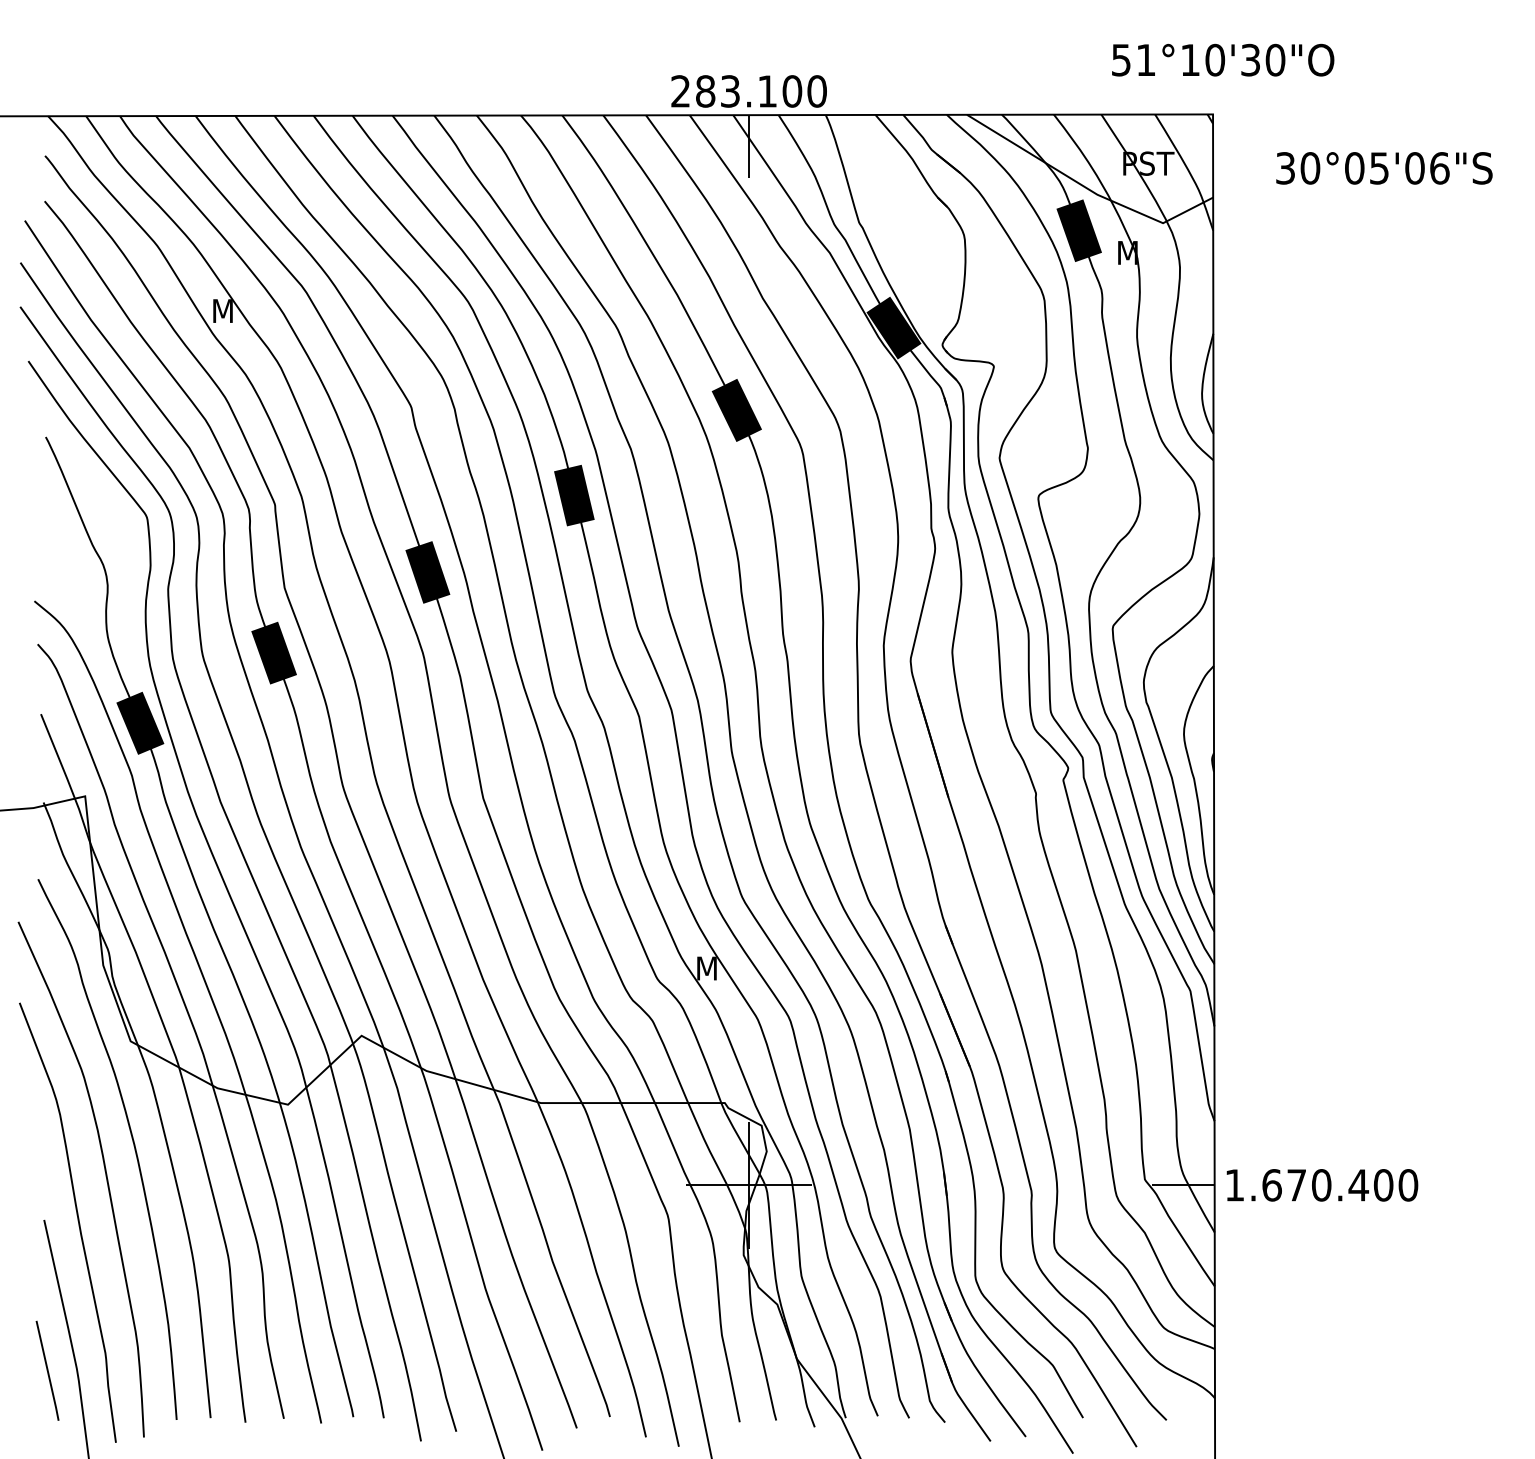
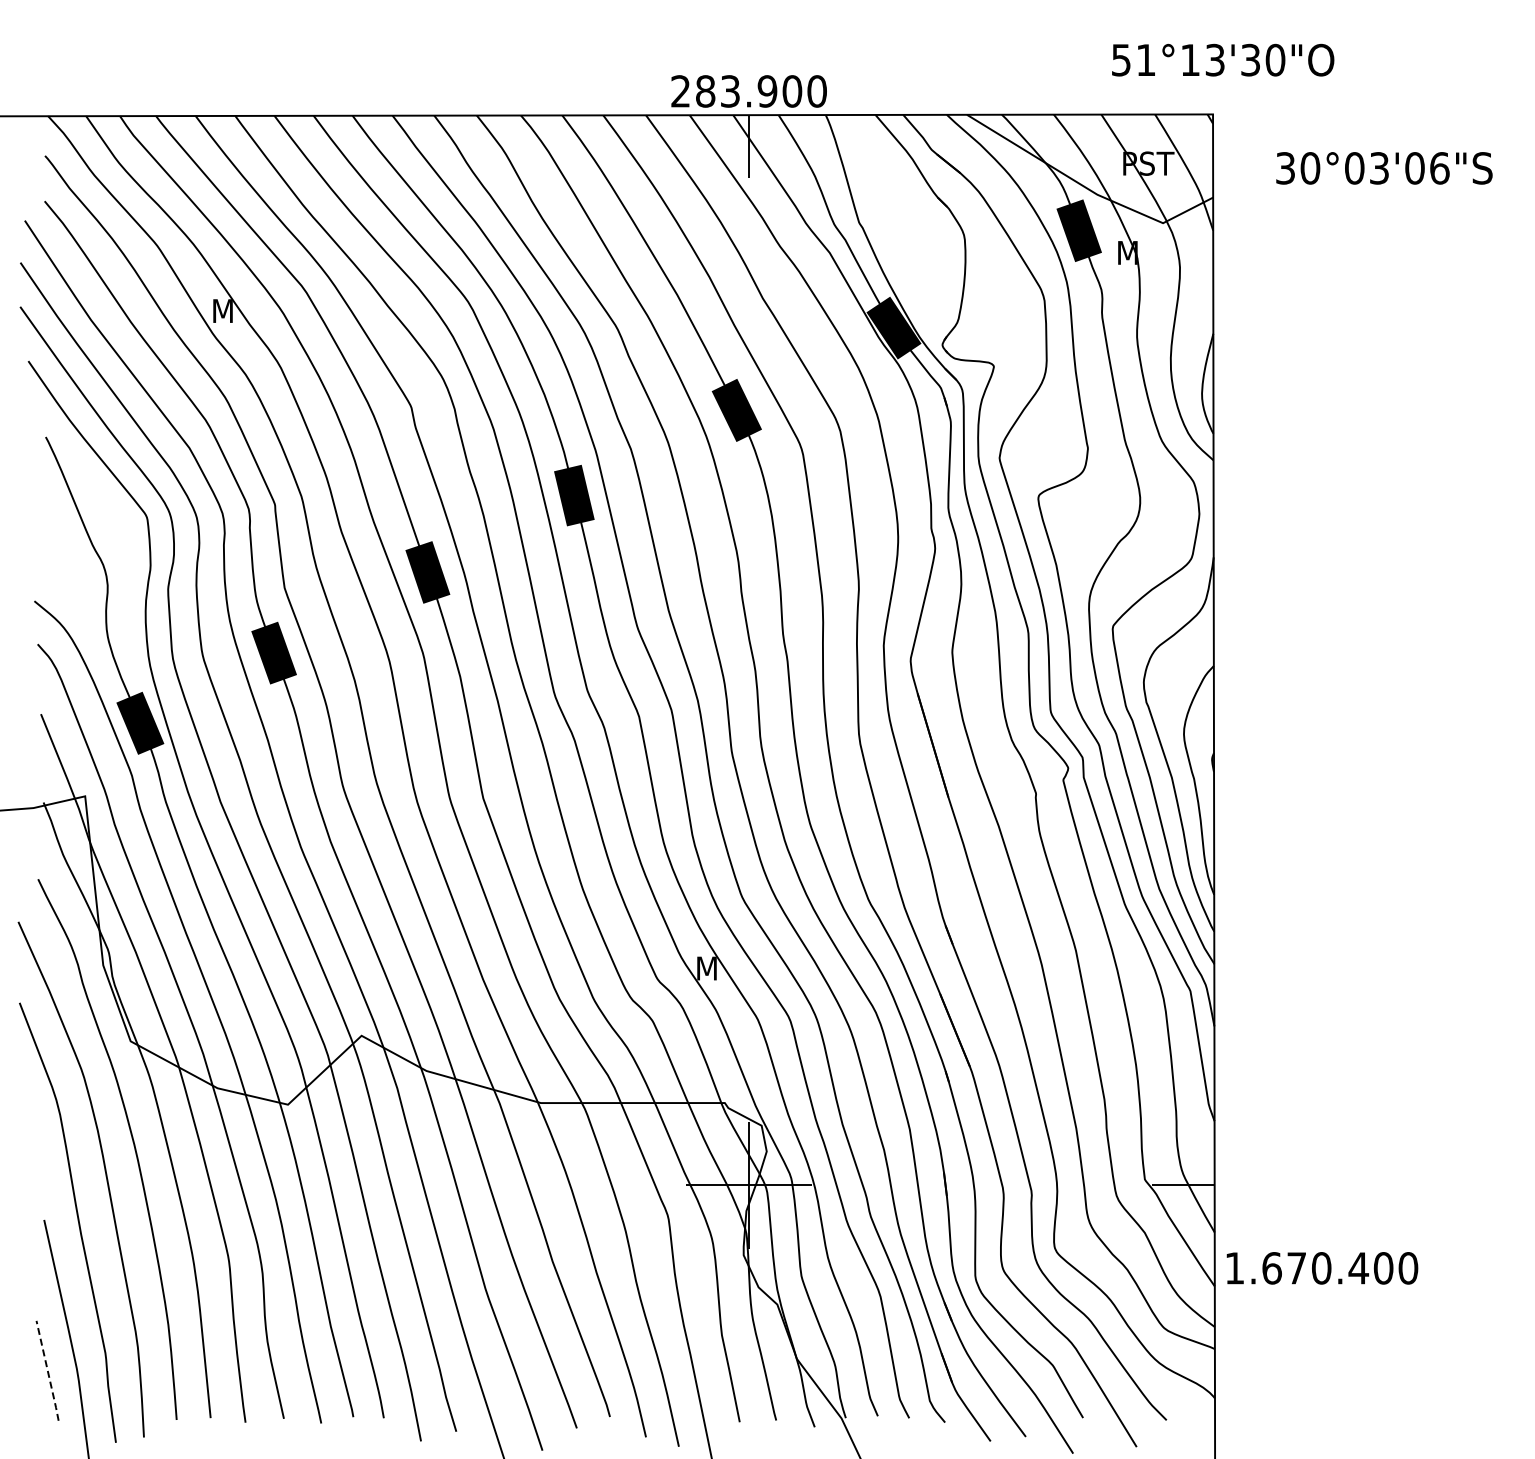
text: 51°10'30"O -> 51°13'30"O (1215, 59)
text: 283.100 -> 283.900 (767, 91)
text: 30°05'06"S -> 30°03'06"S (1379, 168)
text position: (1322, 1185) -> (1322, 1268) (1322, 1268)
line: solid -> dashed (47, 1371)
